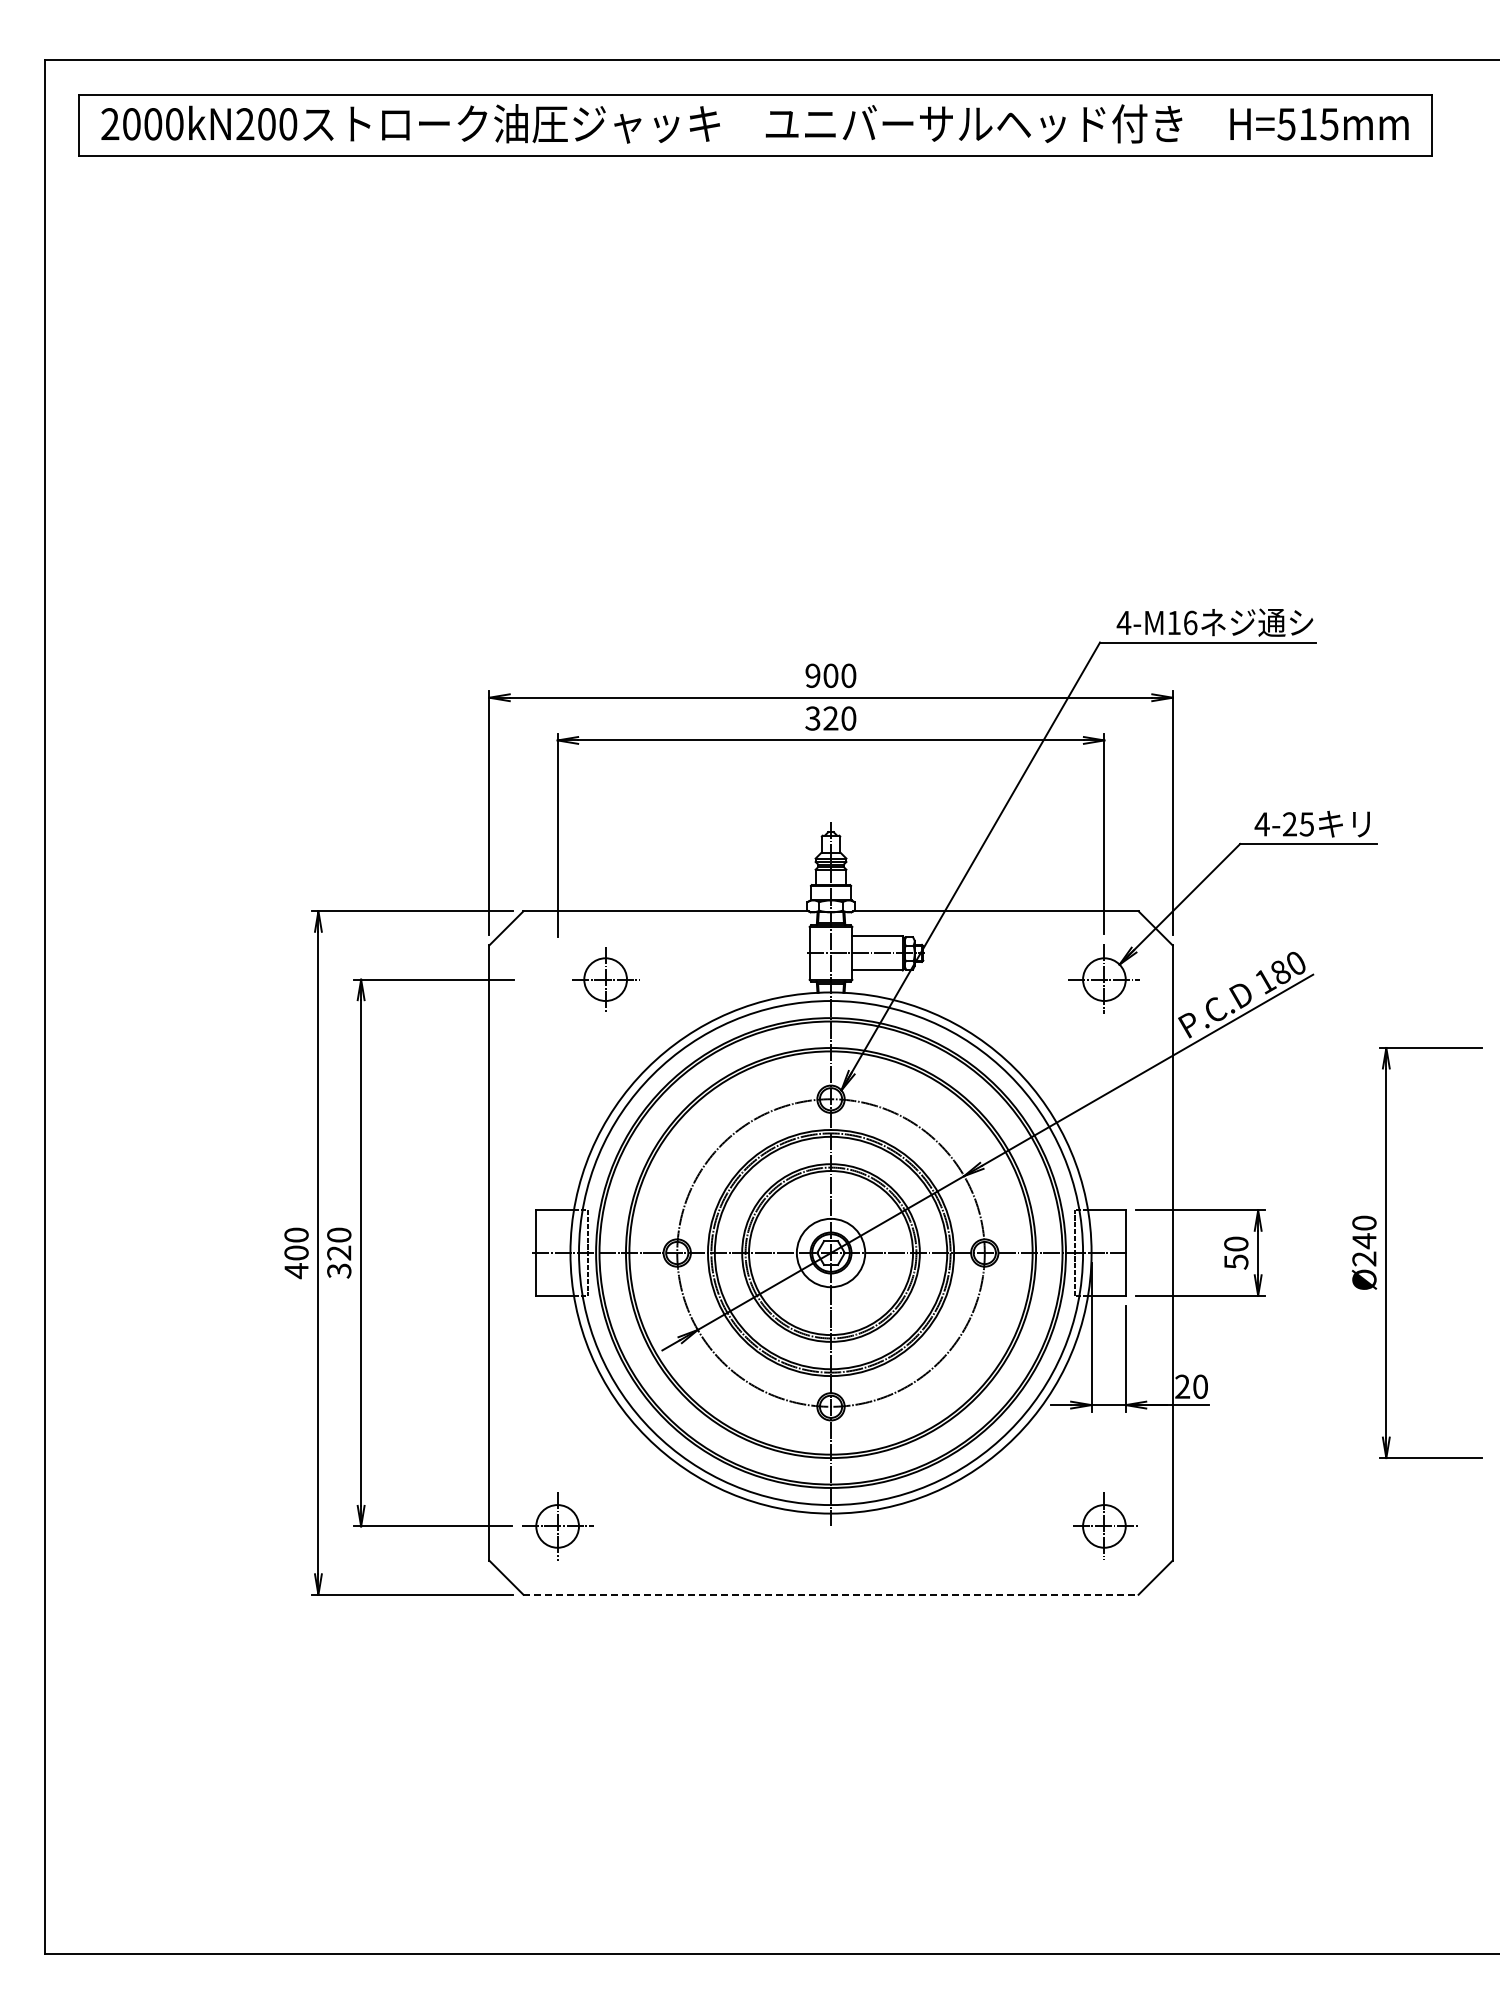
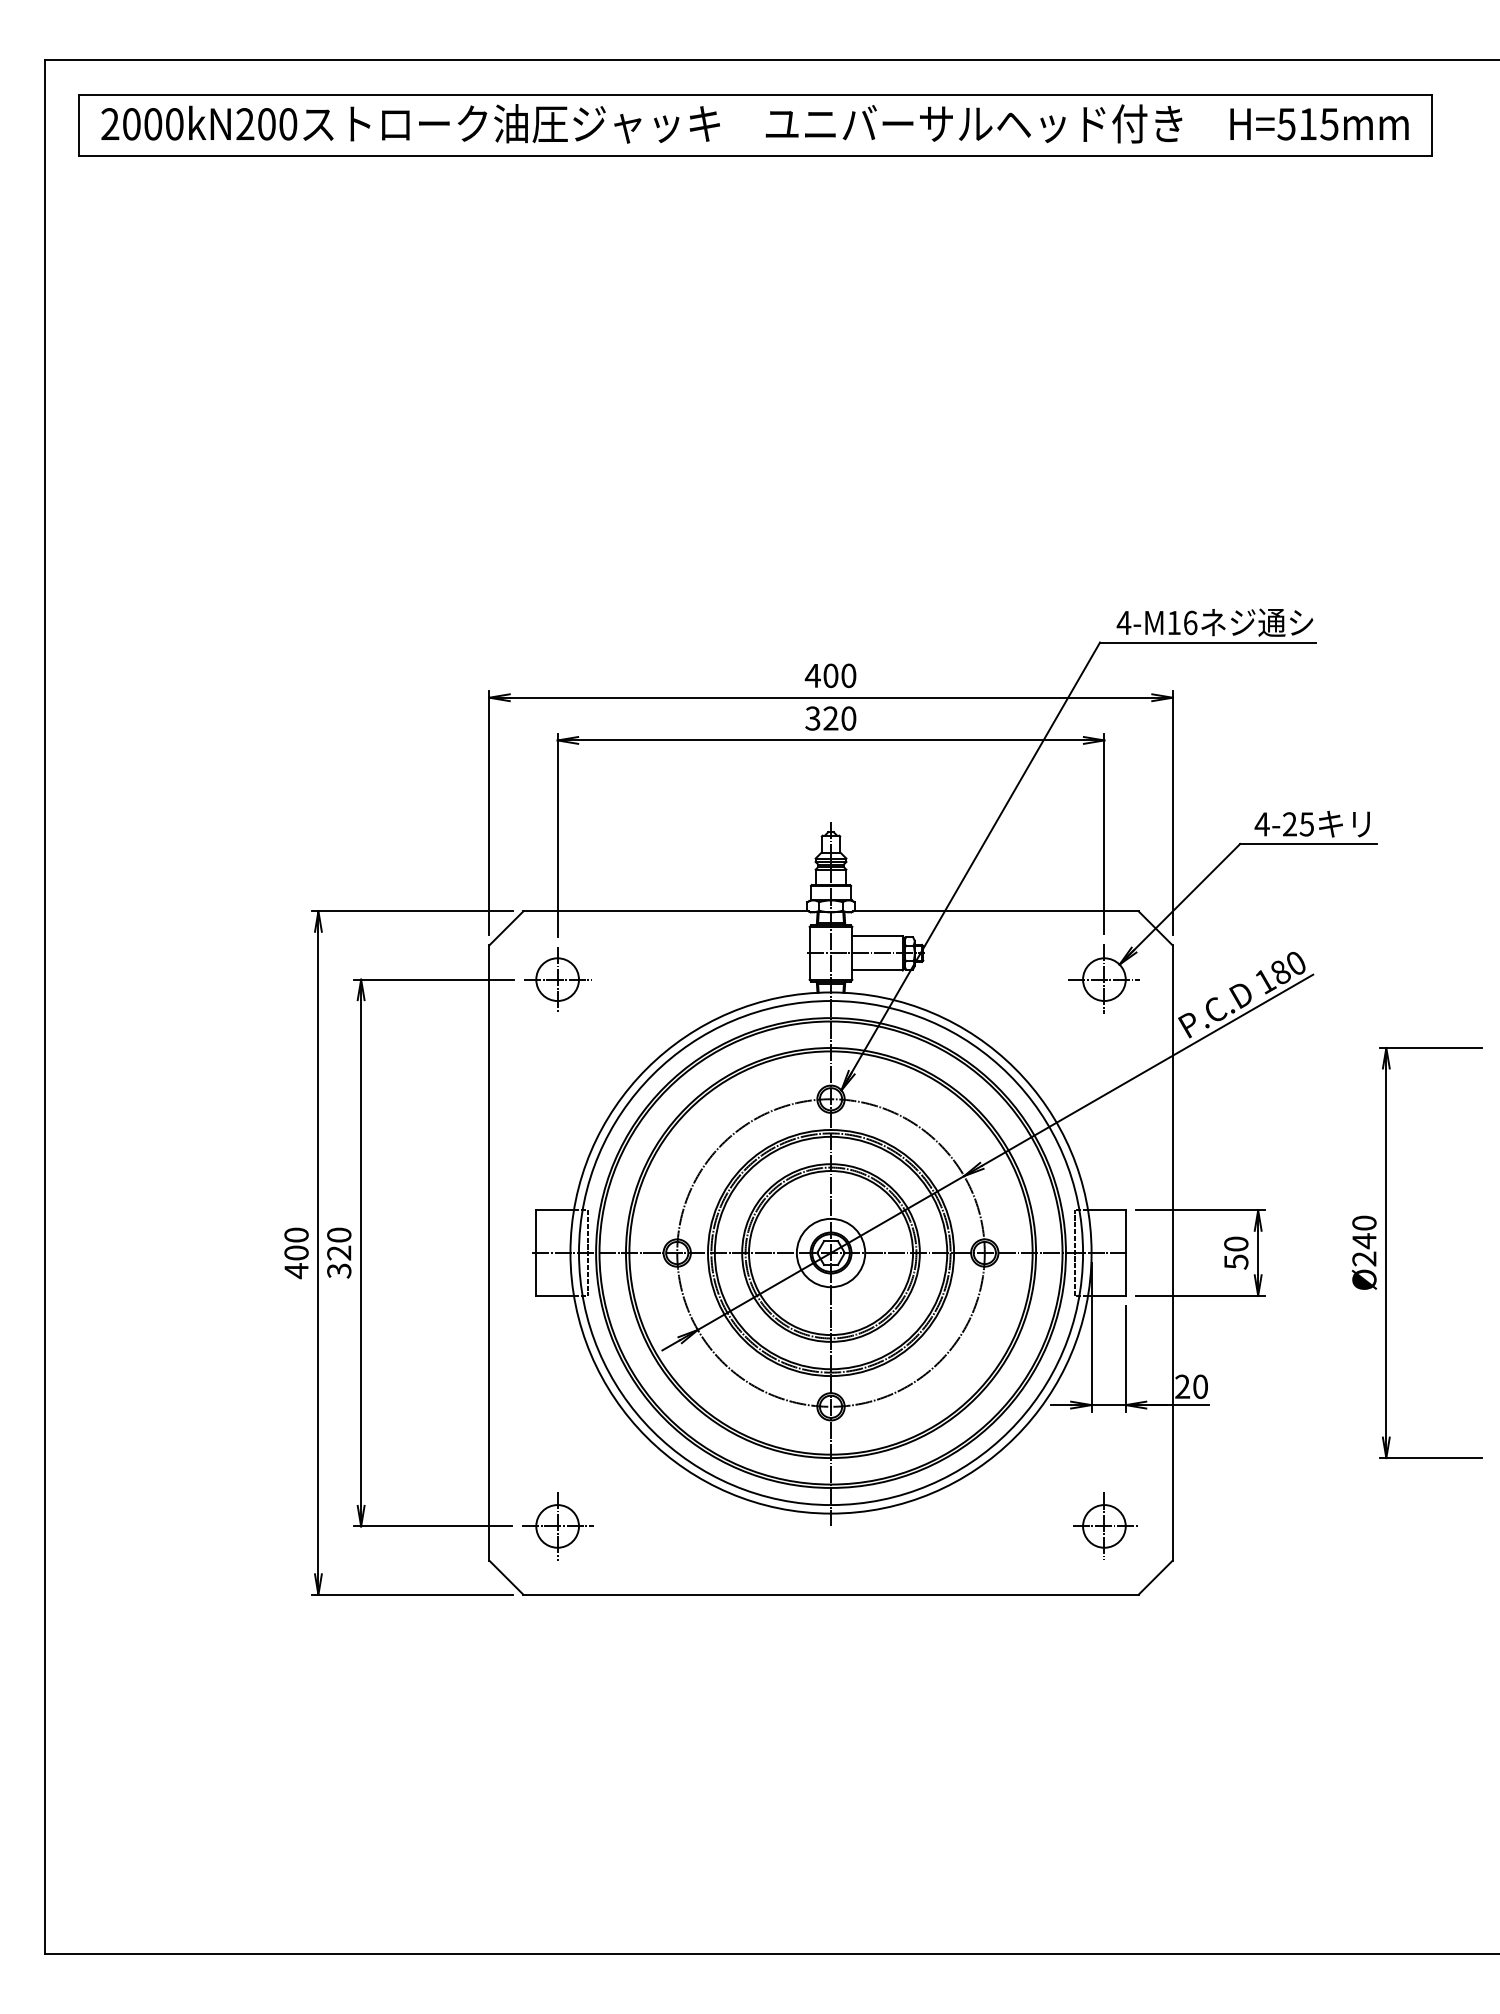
text: 900 -> 400 (812, 675)
part position: (605, 979) -> (557, 979) (557, 979)
line: dashed -> solid (831, 1594)
